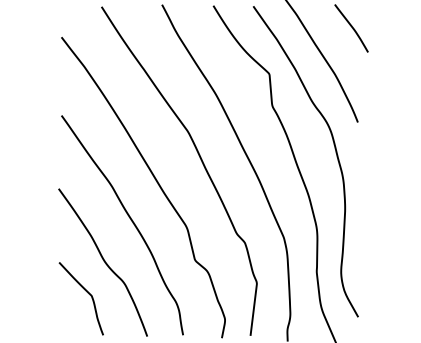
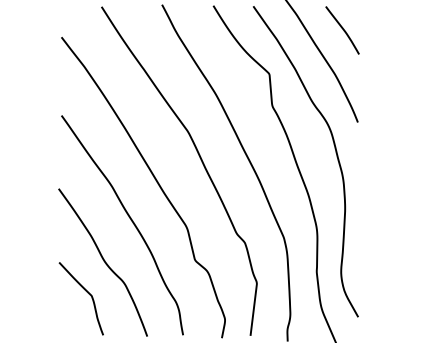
curve position: (351, 27) -> (342, 29) (342, 29)
